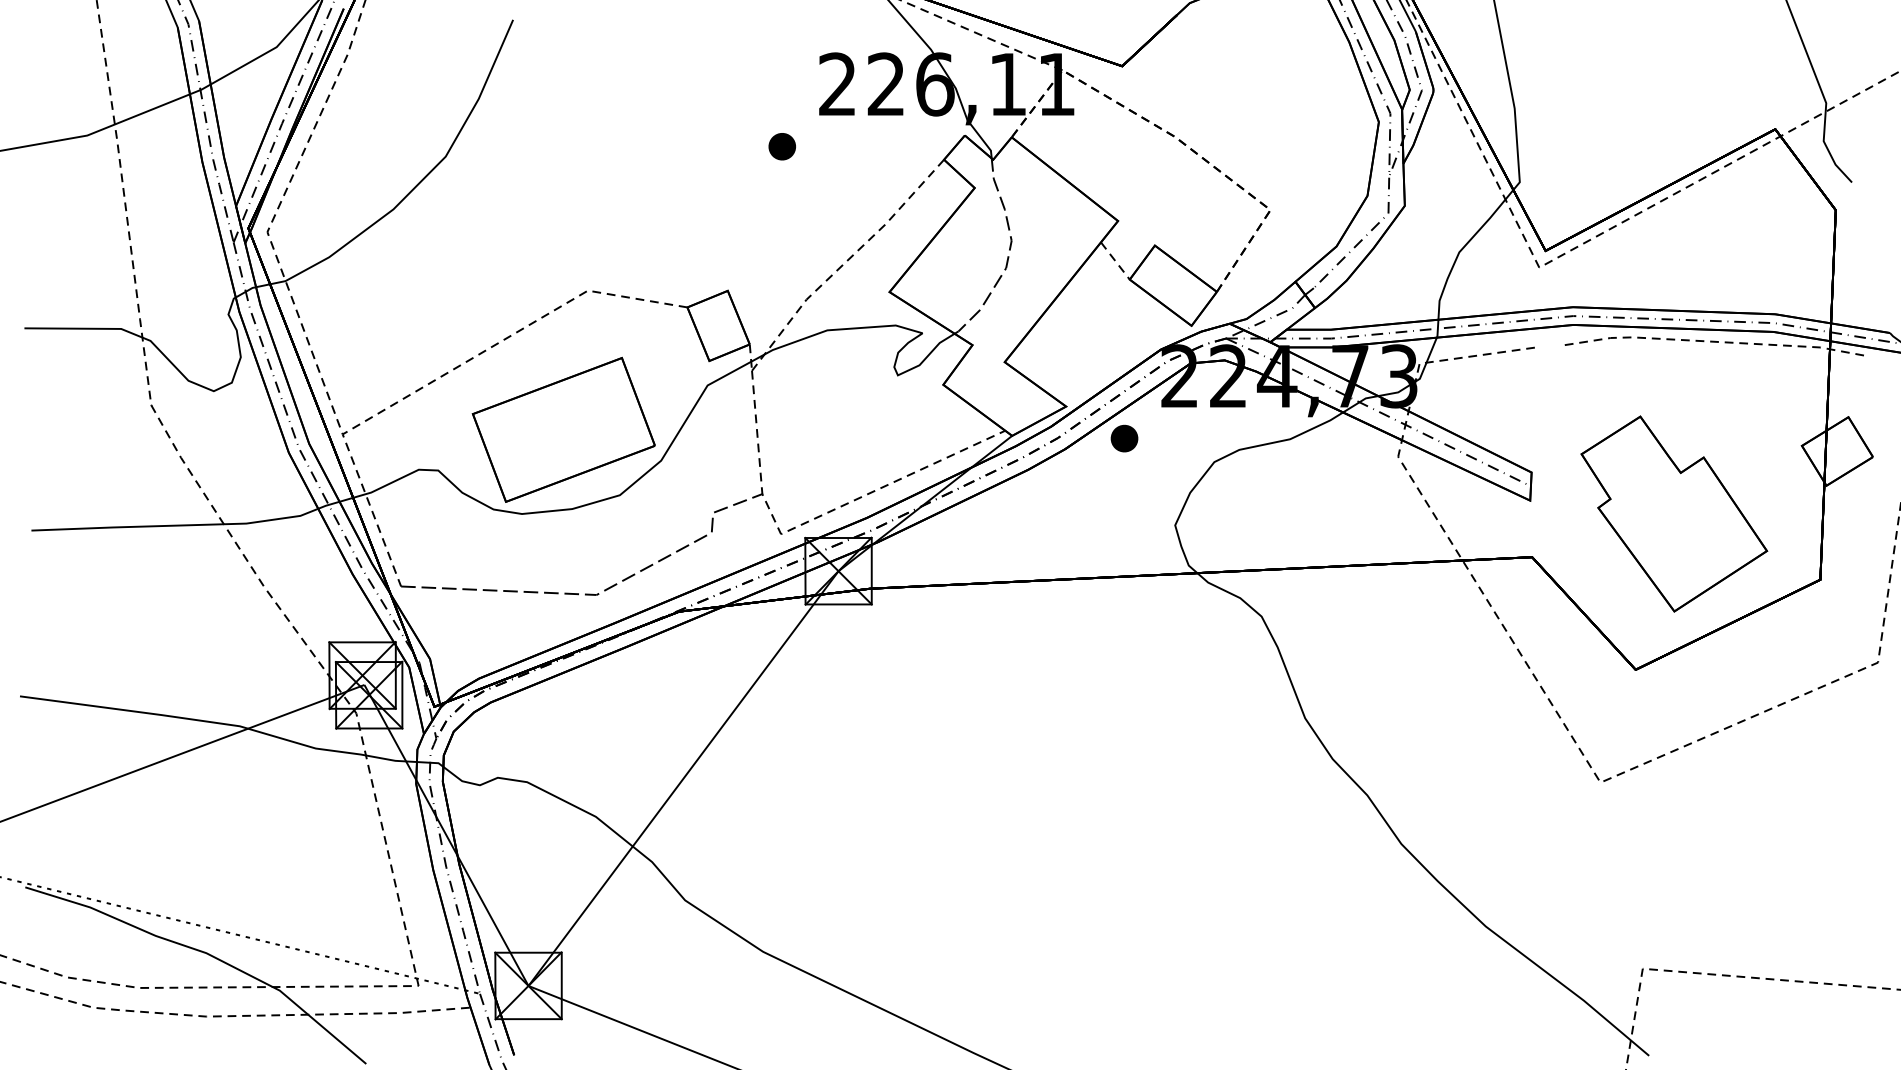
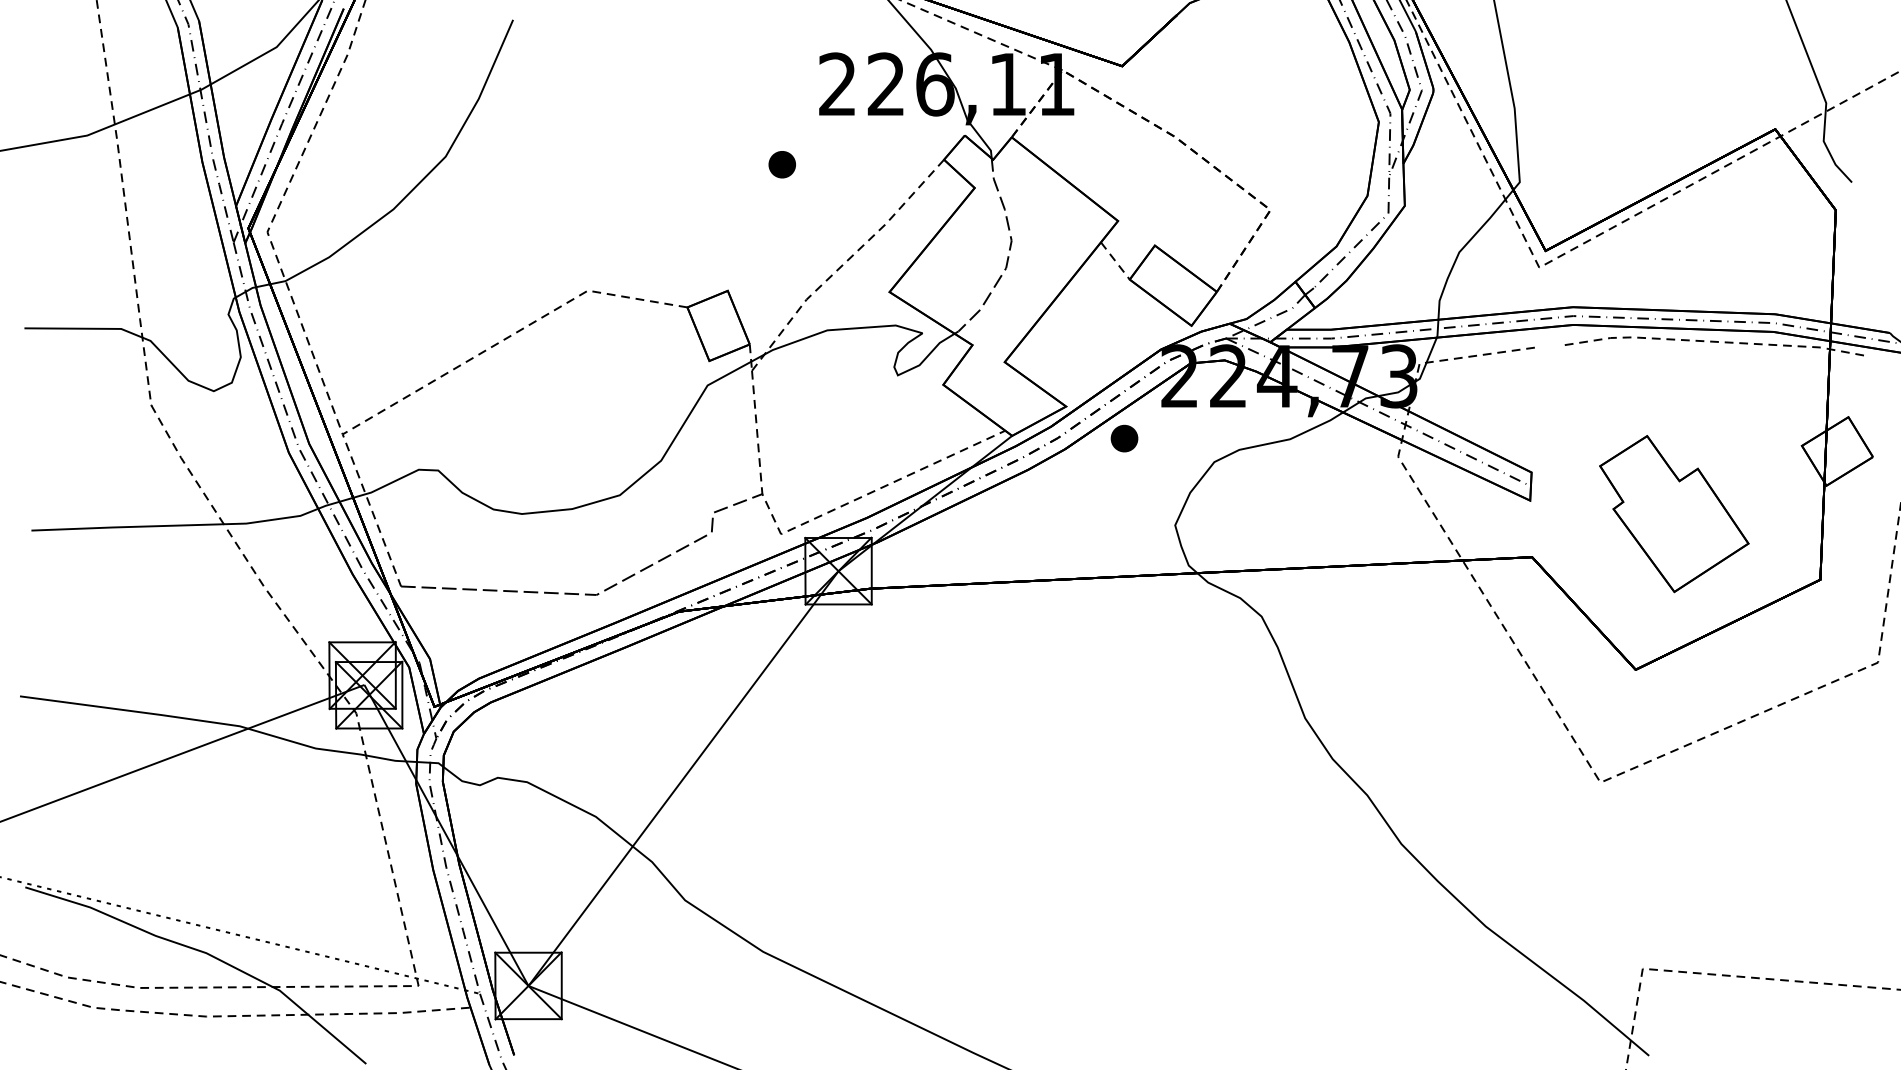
part position: (781, 146) -> (781, 164) (781, 164)
part: present -> none (563, 429)
part size: 189x198 px -> 151x159 px (1674, 514)
